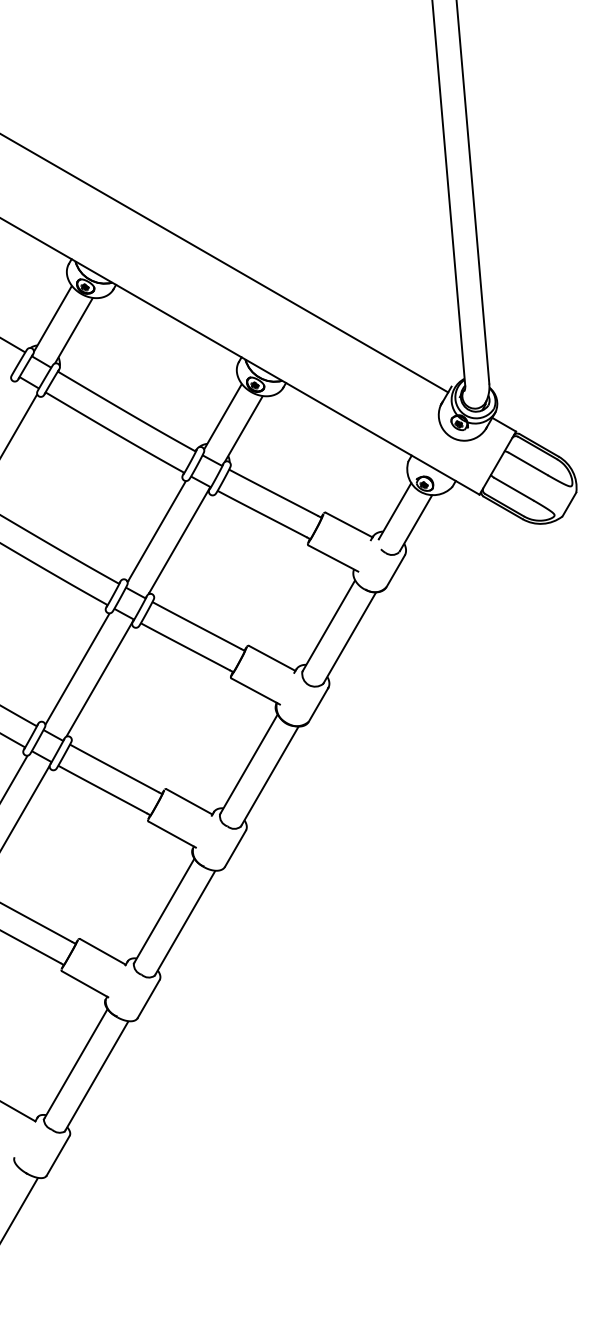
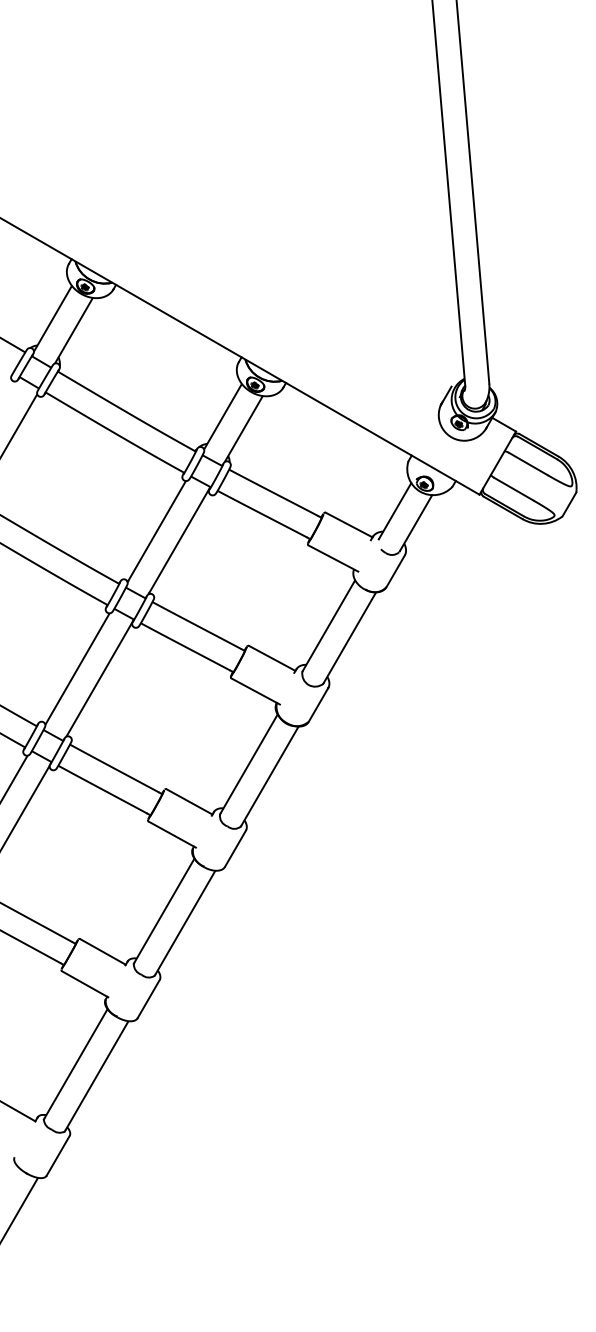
line: present -> none (225, 263)
